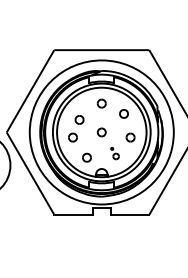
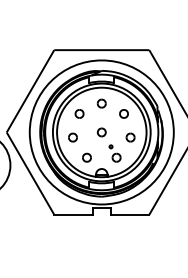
part position: (79, 119) -> (79, 113) (79, 113)
part size: 10x15 px -> 14x19 px (114, 153)
